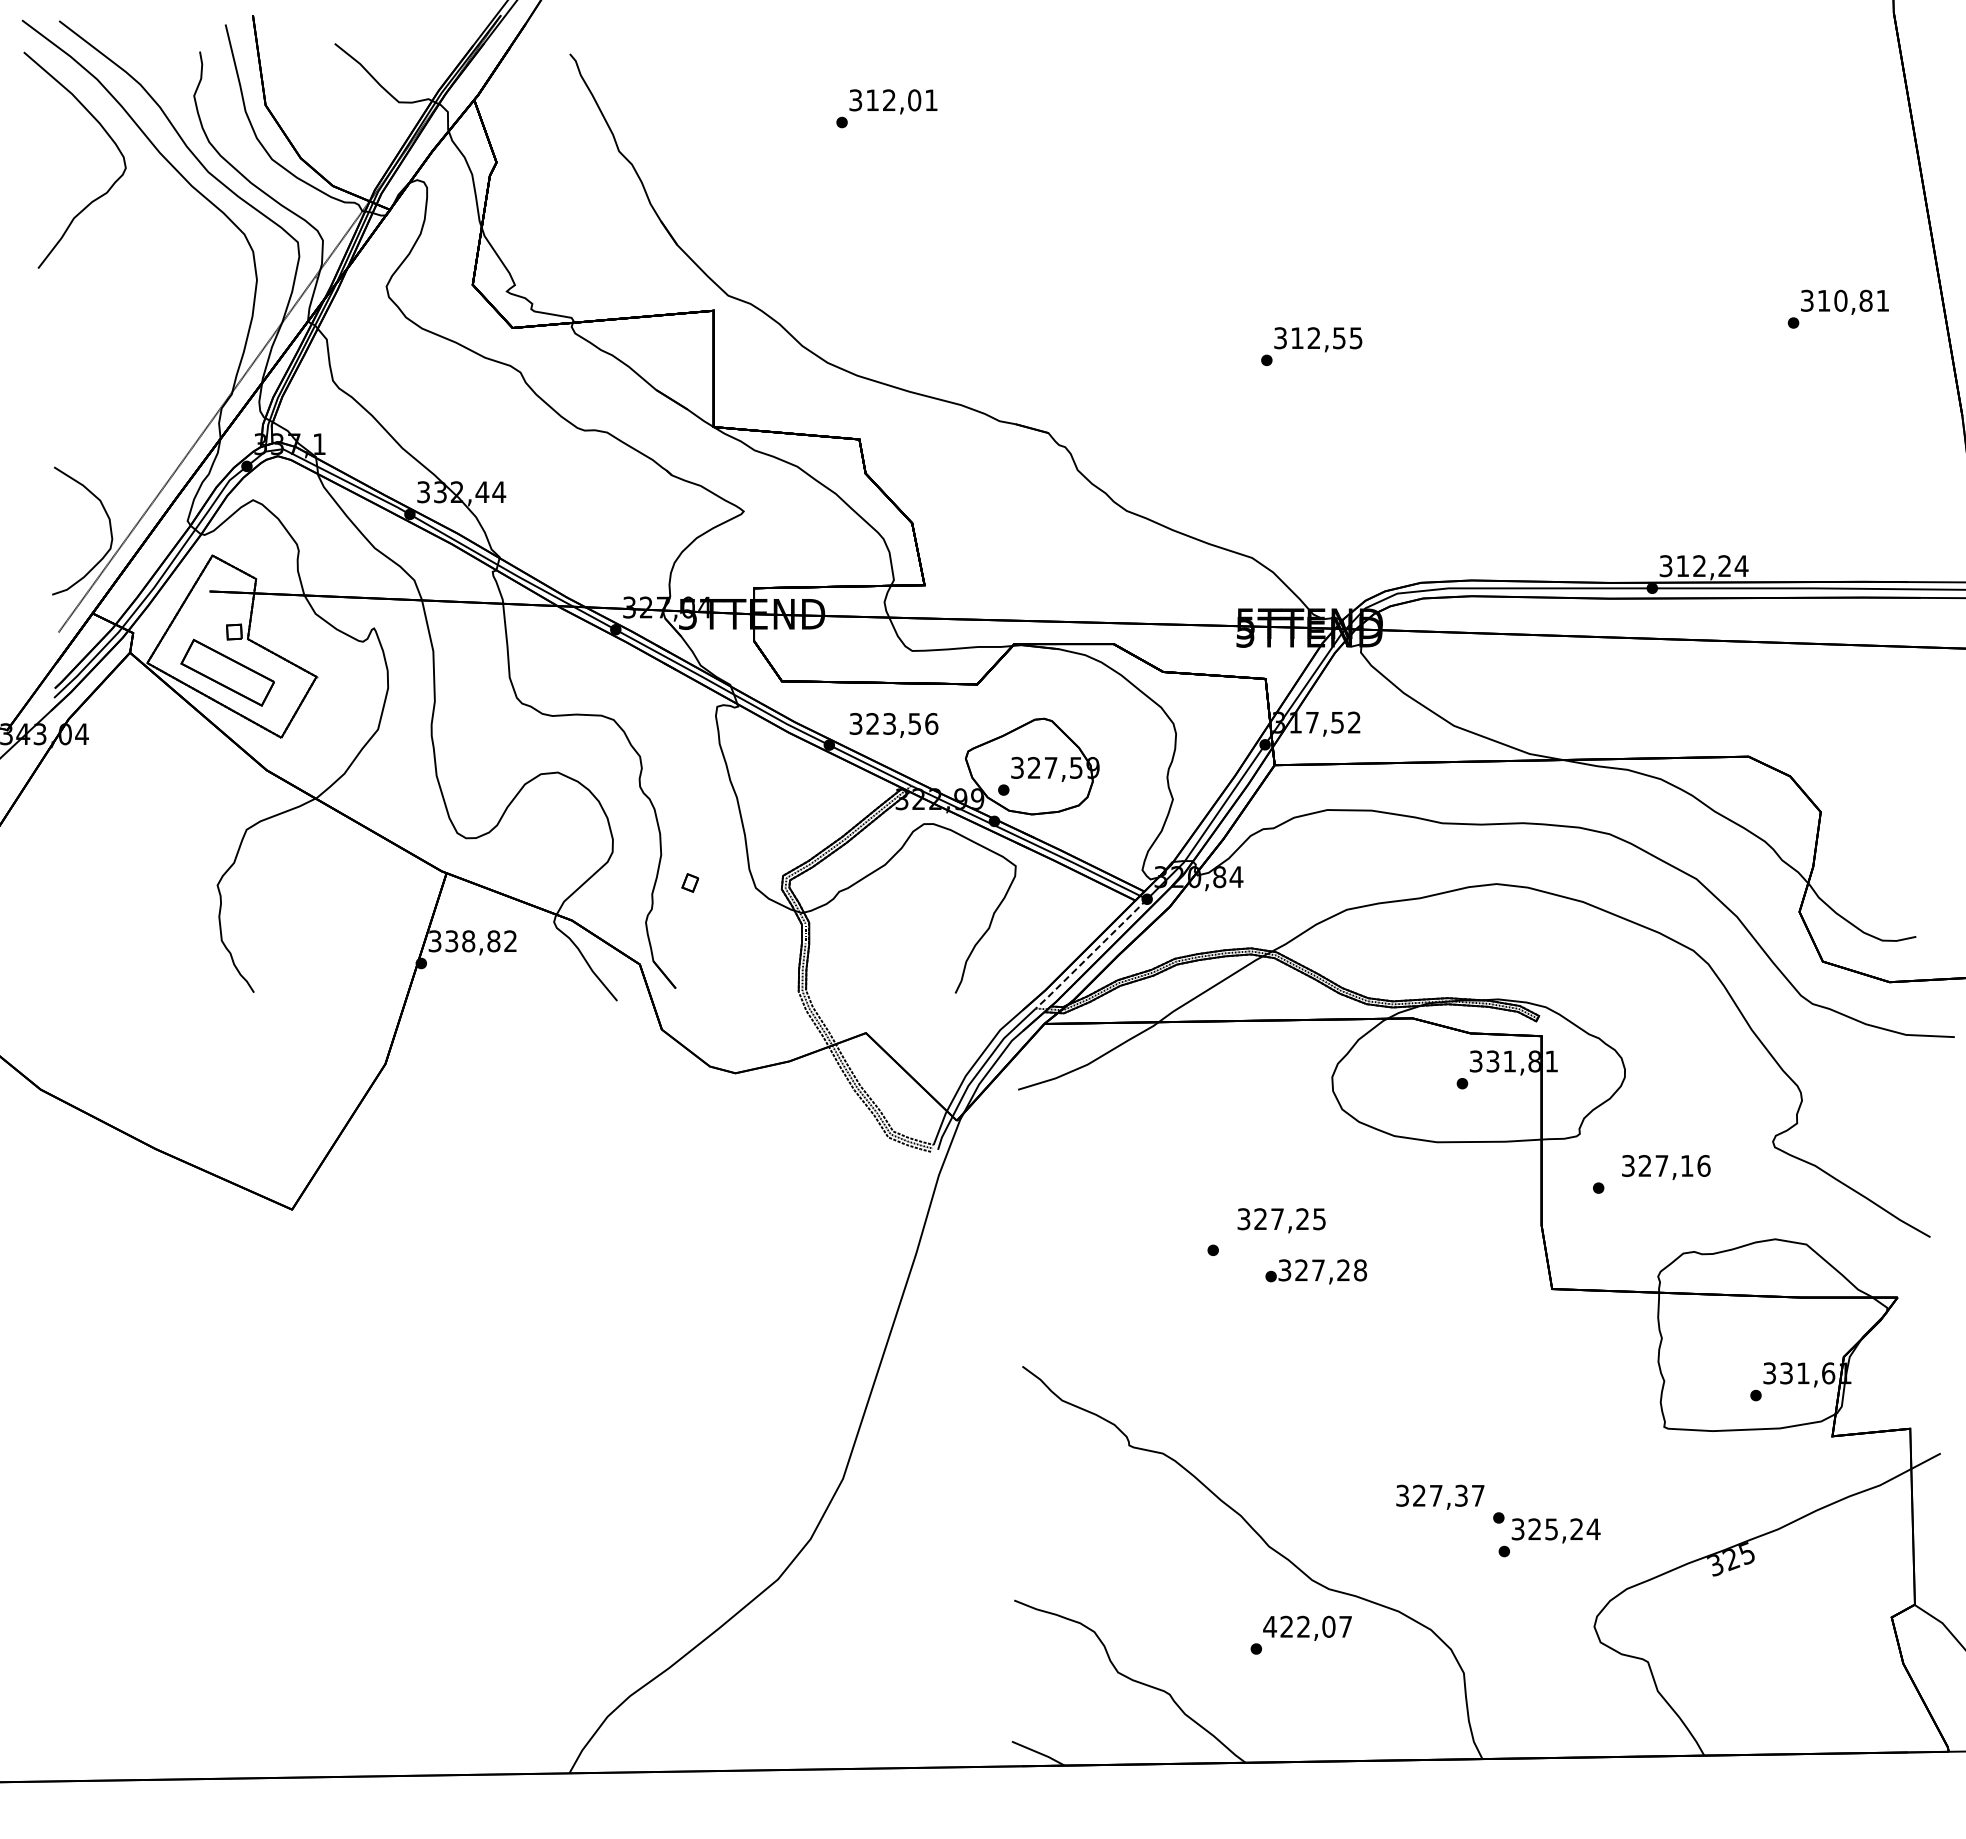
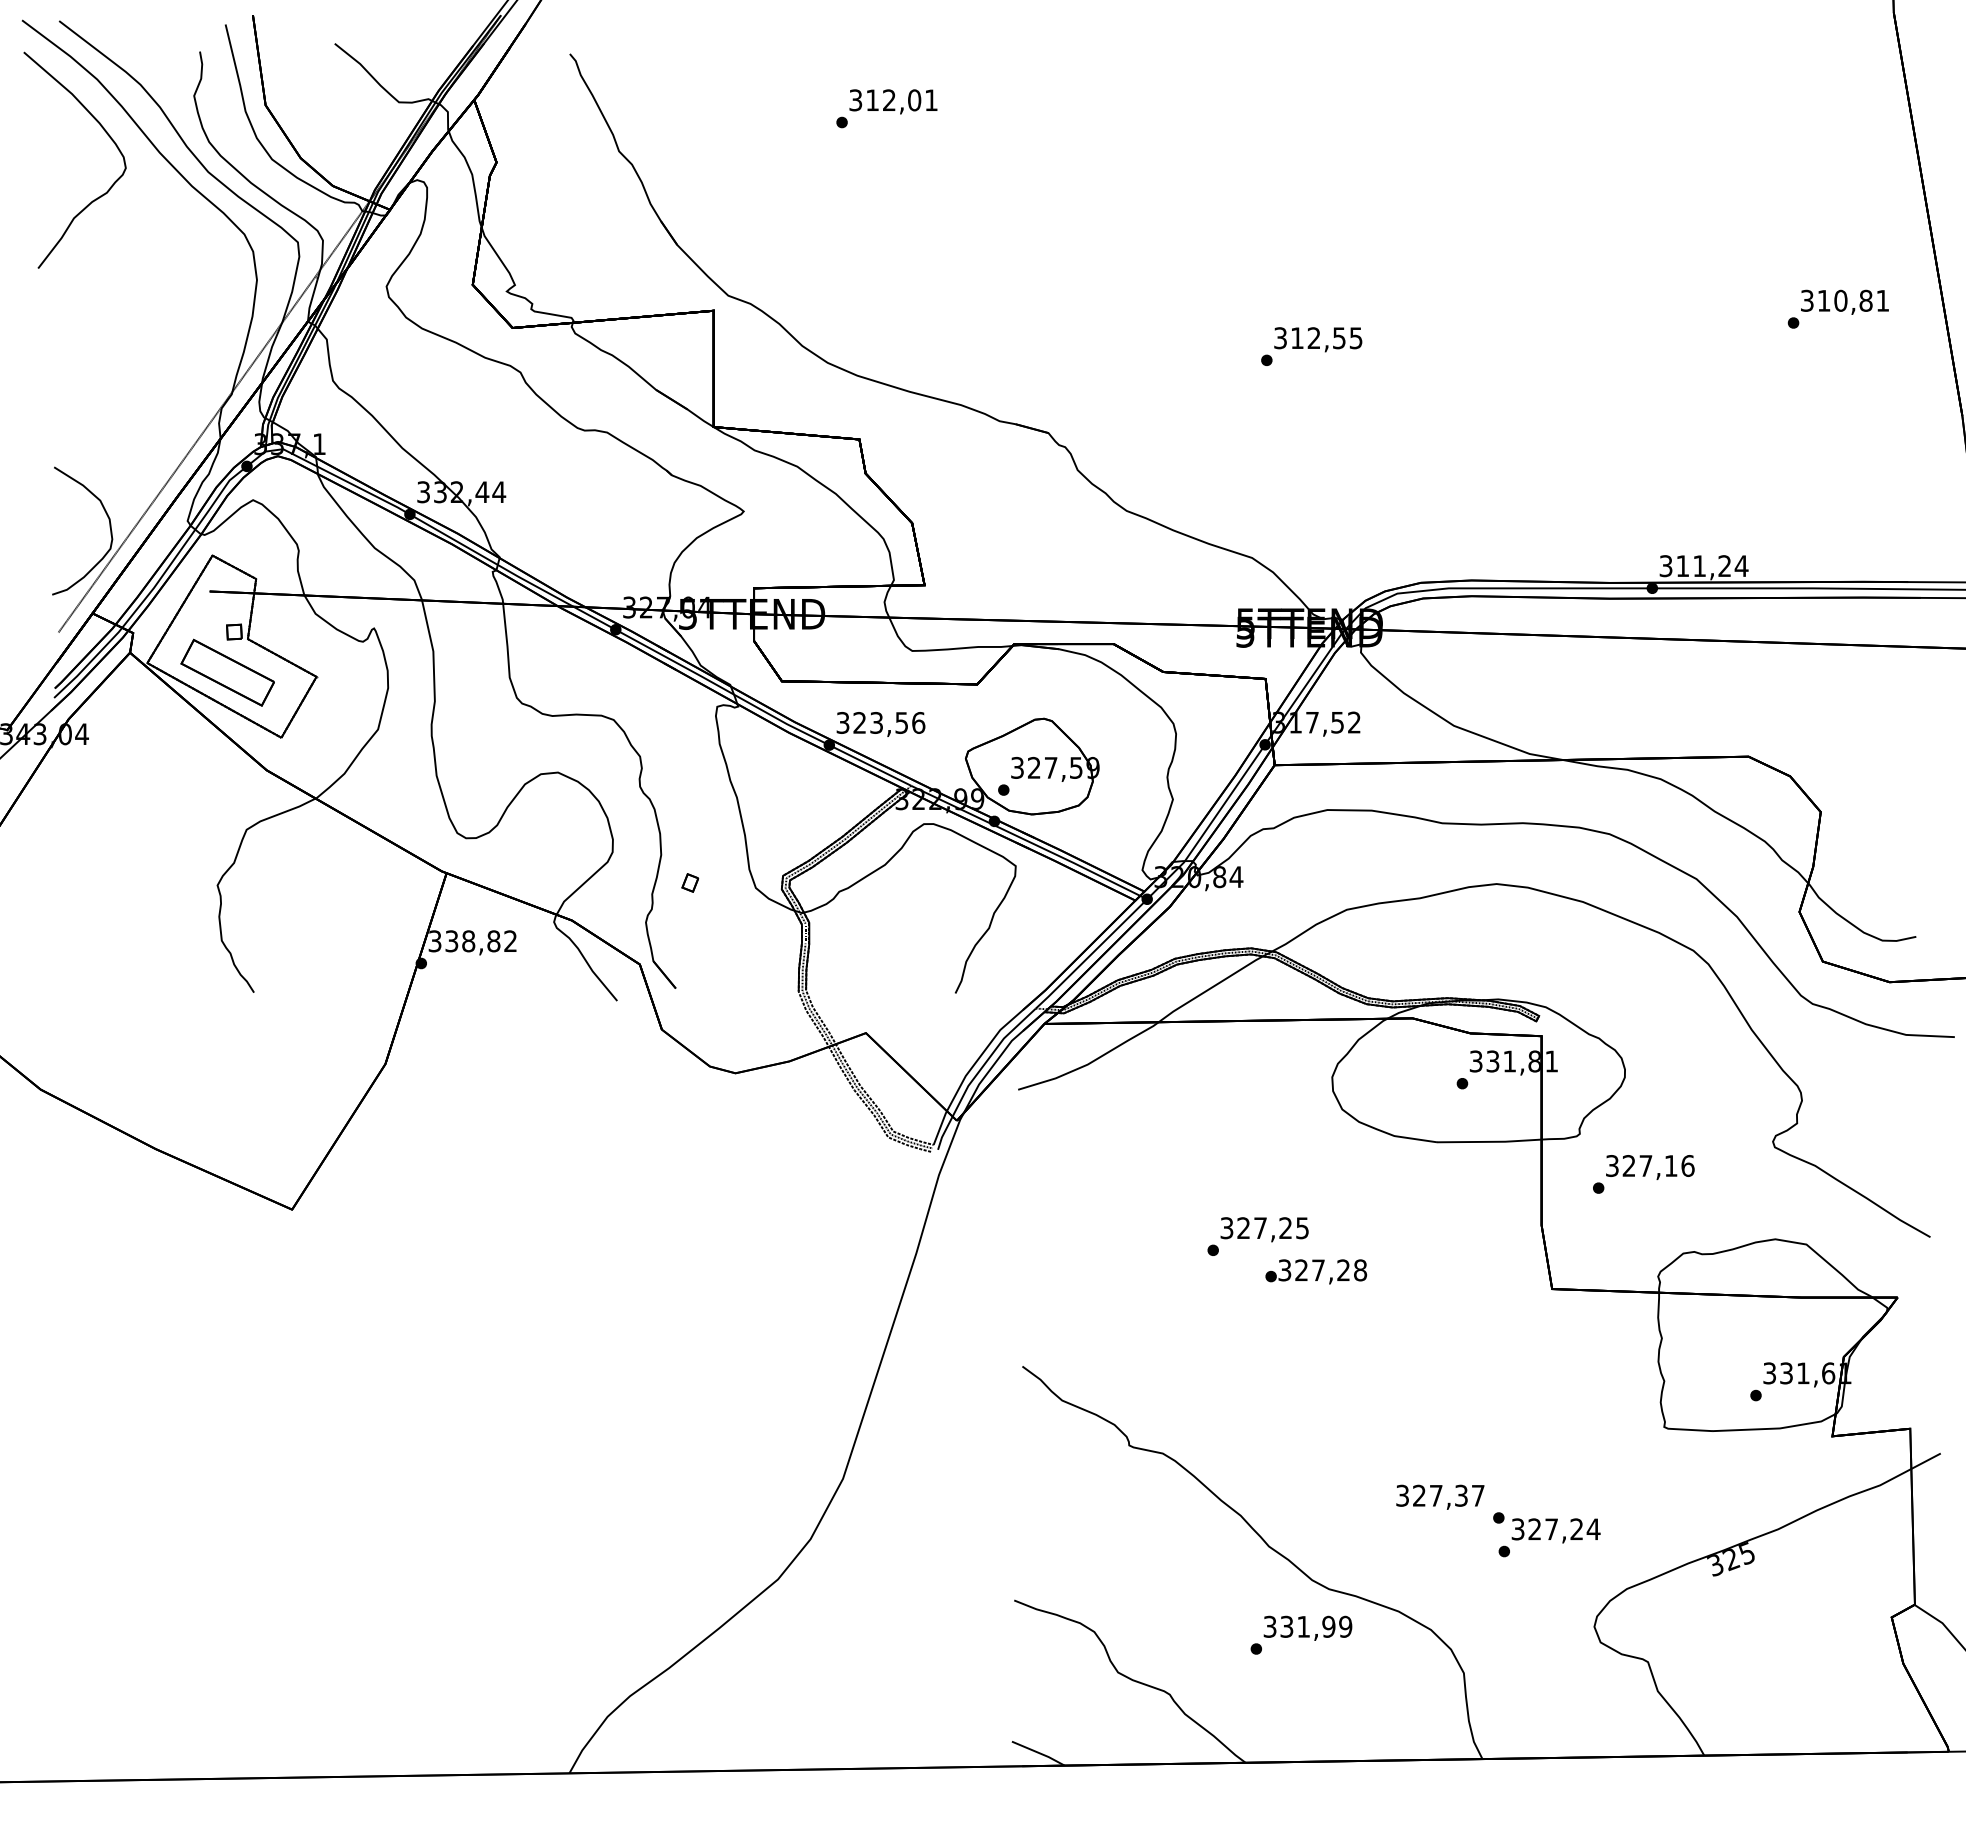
text: 312,24 -> 311,24 (1699, 565)
text position: (893, 725) -> (880, 724) (880, 724)
line: dashed -> solid (1091, 954)
text position: (1666, 1167) -> (1650, 1167) (1650, 1167)
text position: (1281, 1220) -> (1264, 1229) (1264, 1229)
text: 325,24 -> 327,24 (1551, 1529)
text: 422,07 -> 331,99 (1307, 1626)
